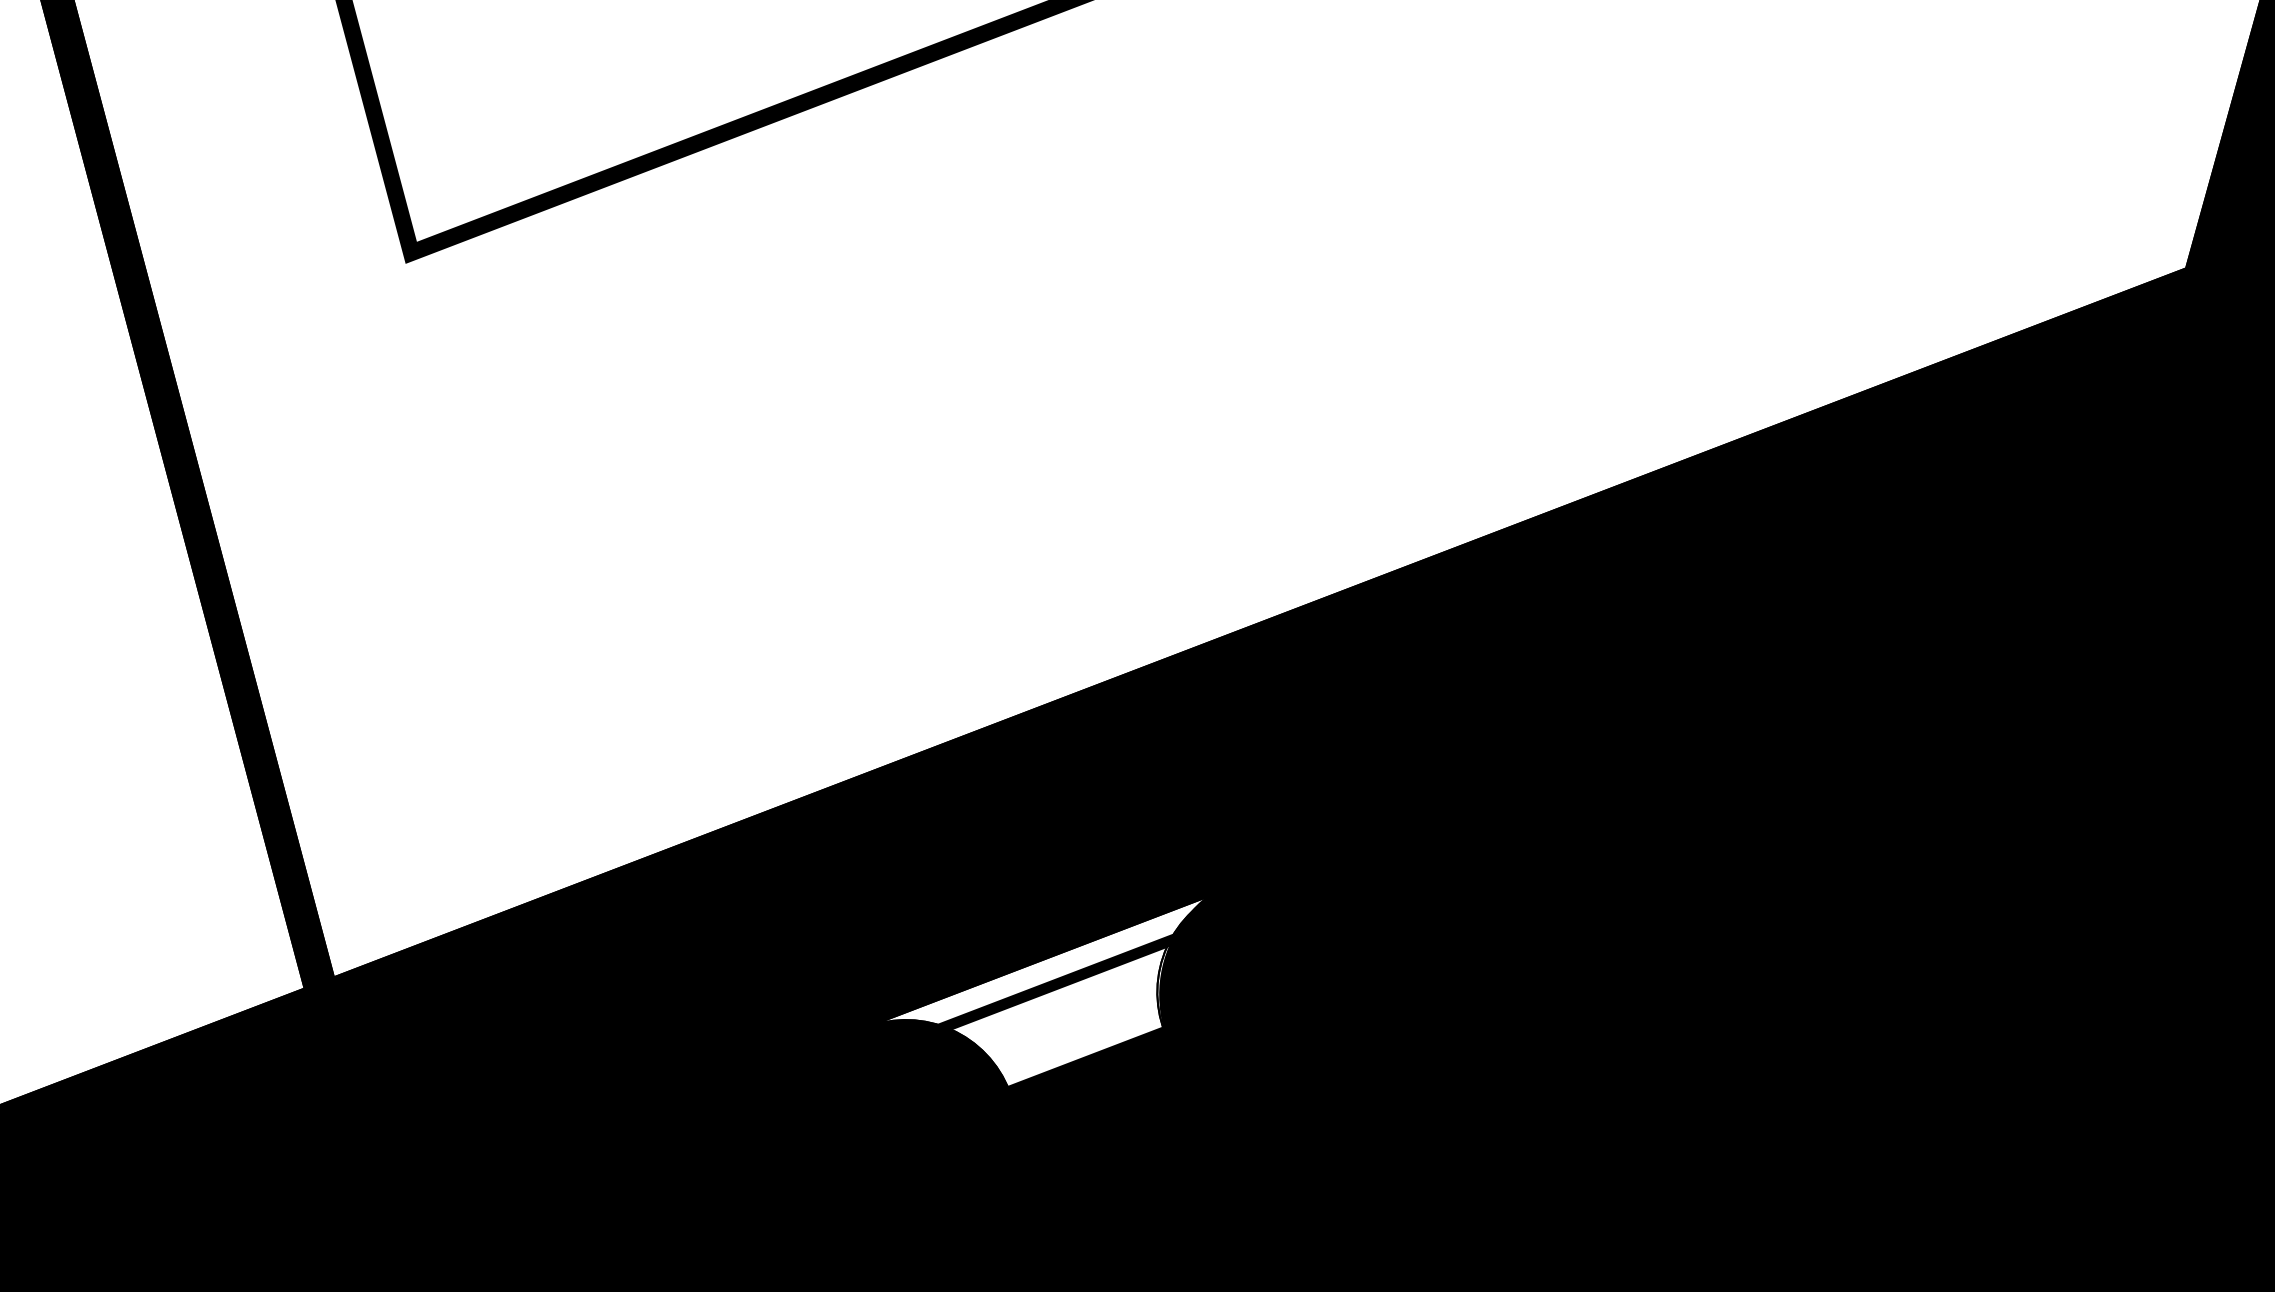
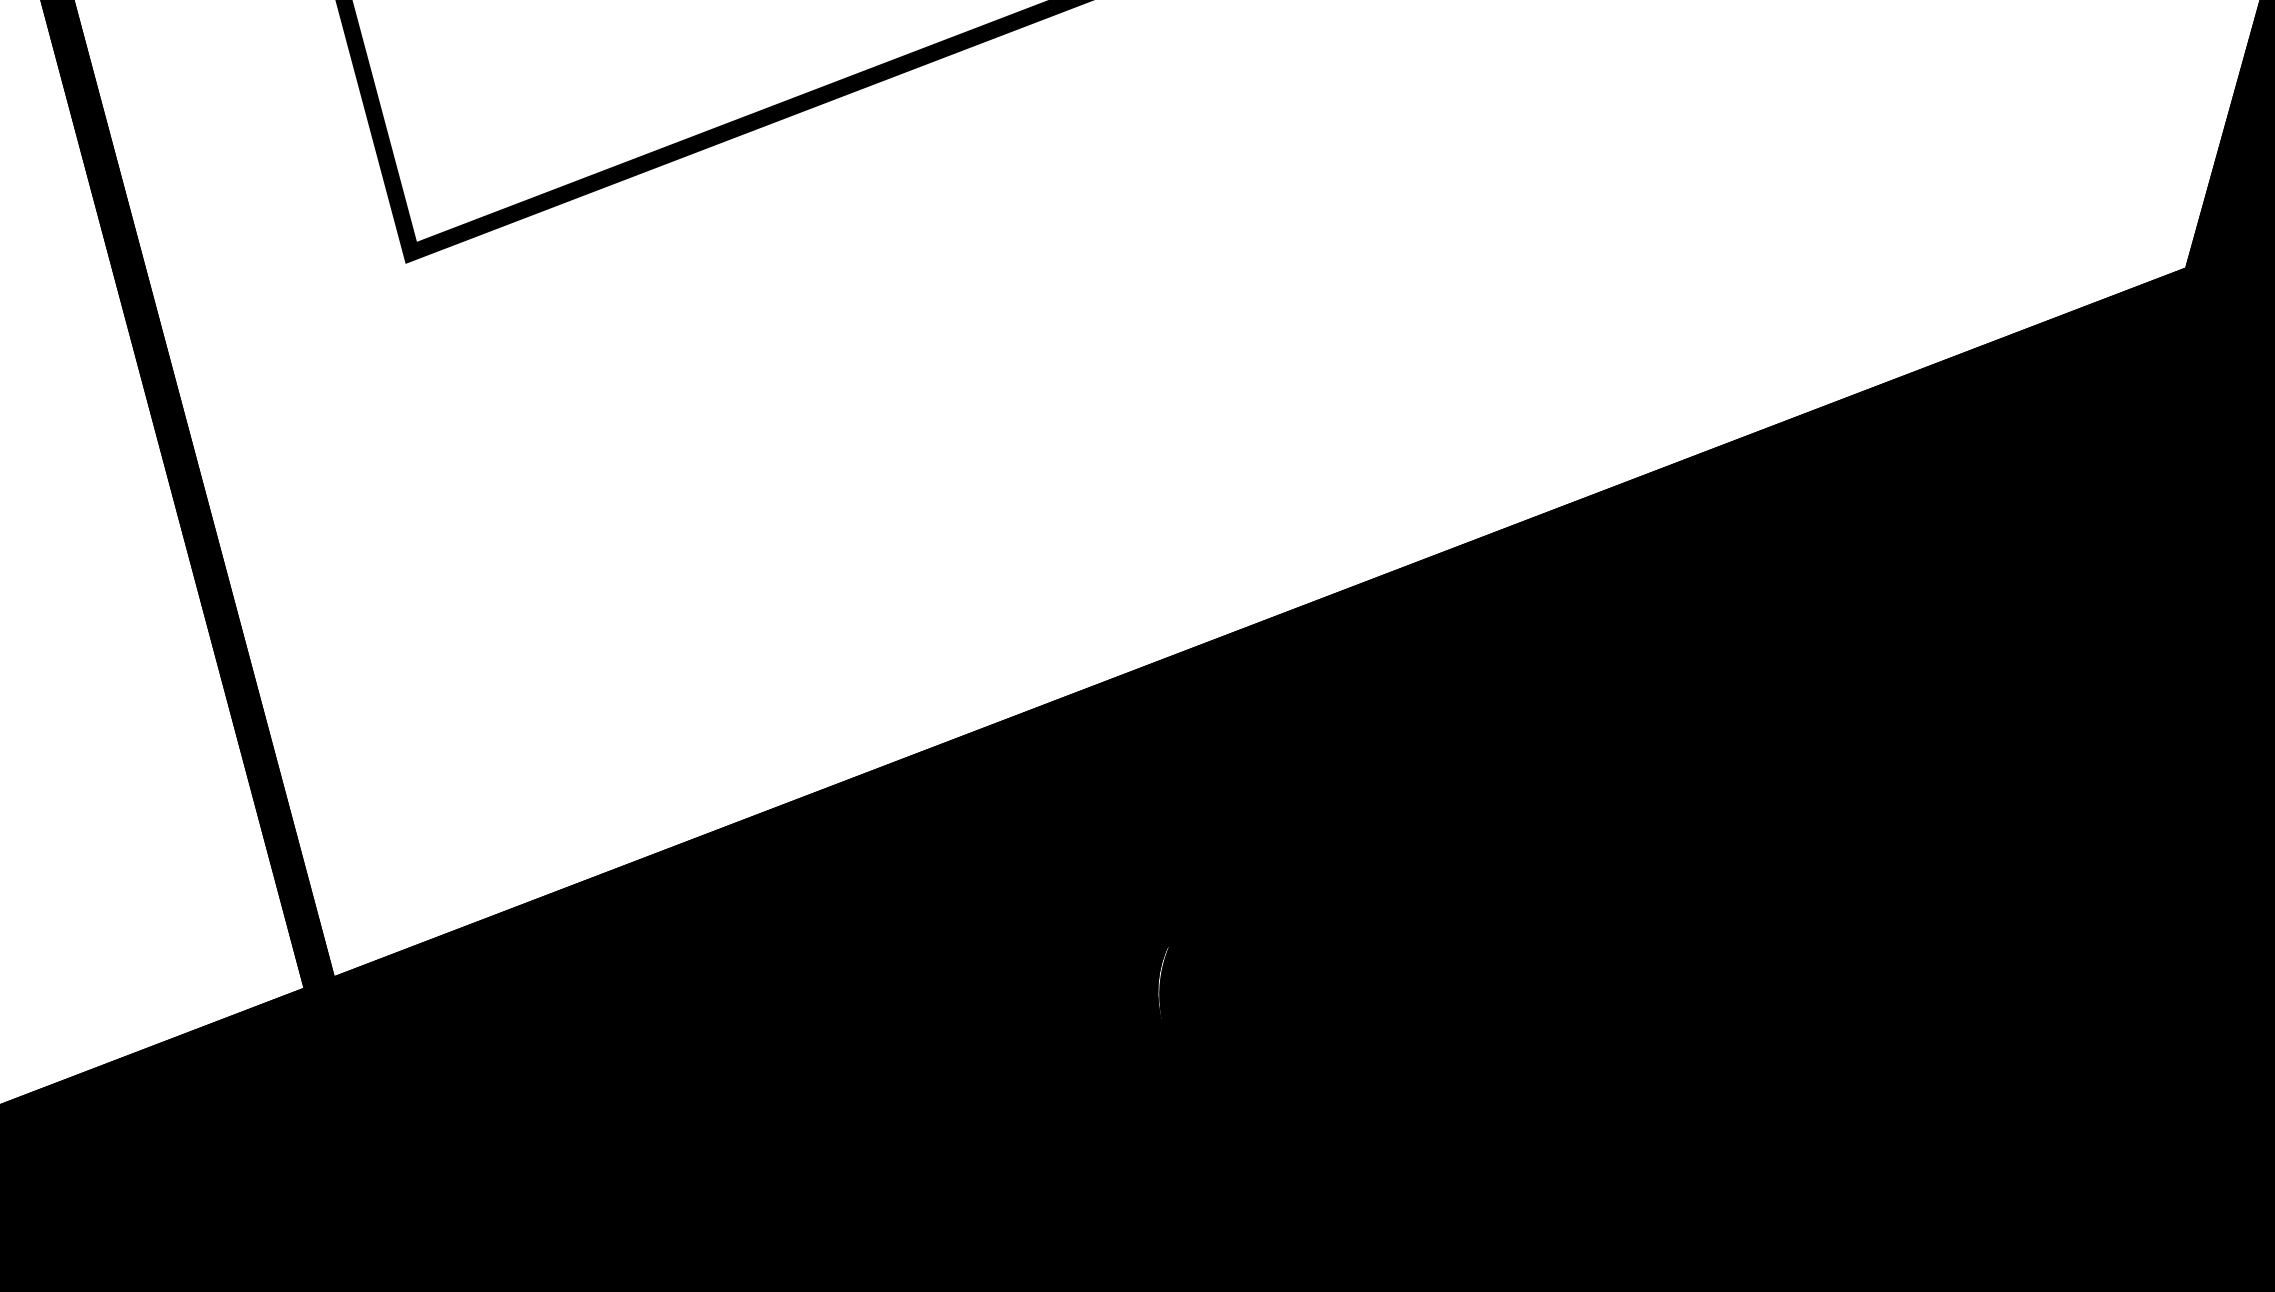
fill: none -> present (1047, 989)
